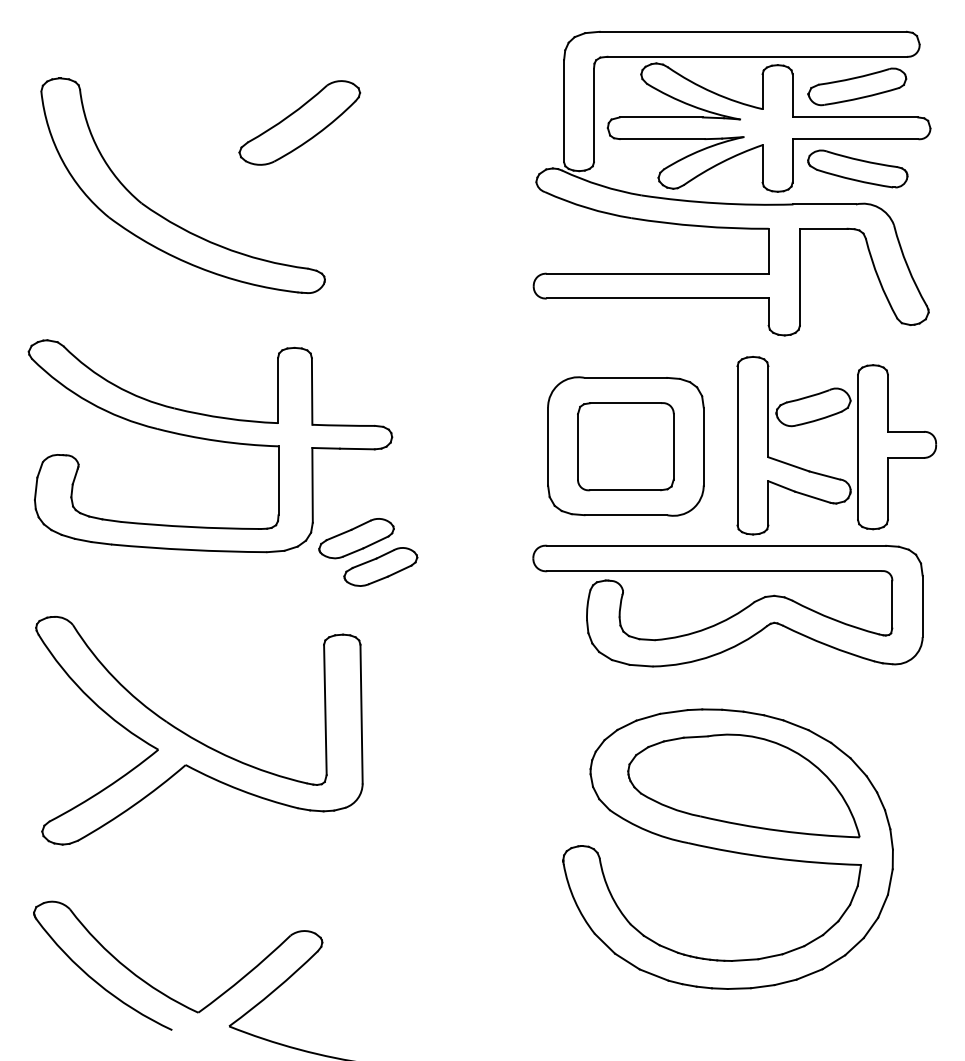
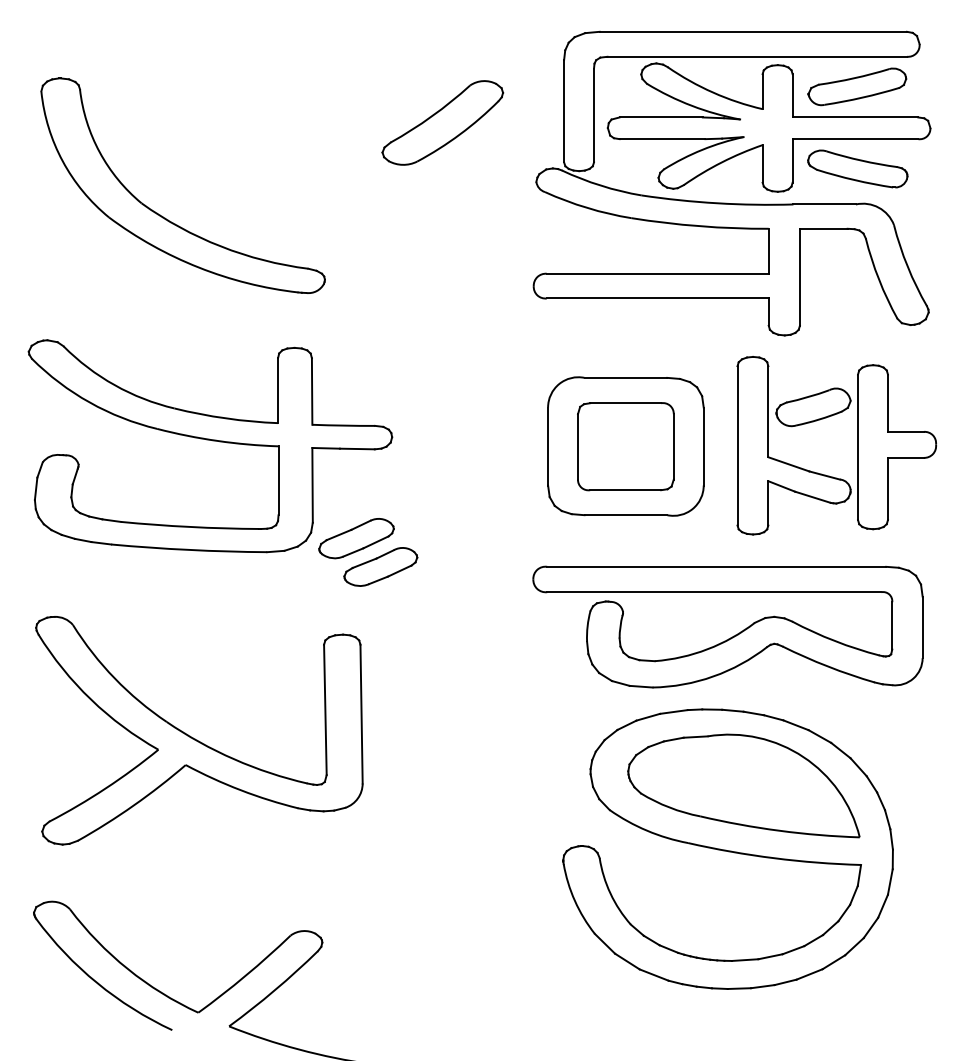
part position: (299, 122) -> (442, 122) (442, 122)
part position: (733, 614) -> (733, 635) (733, 635)
